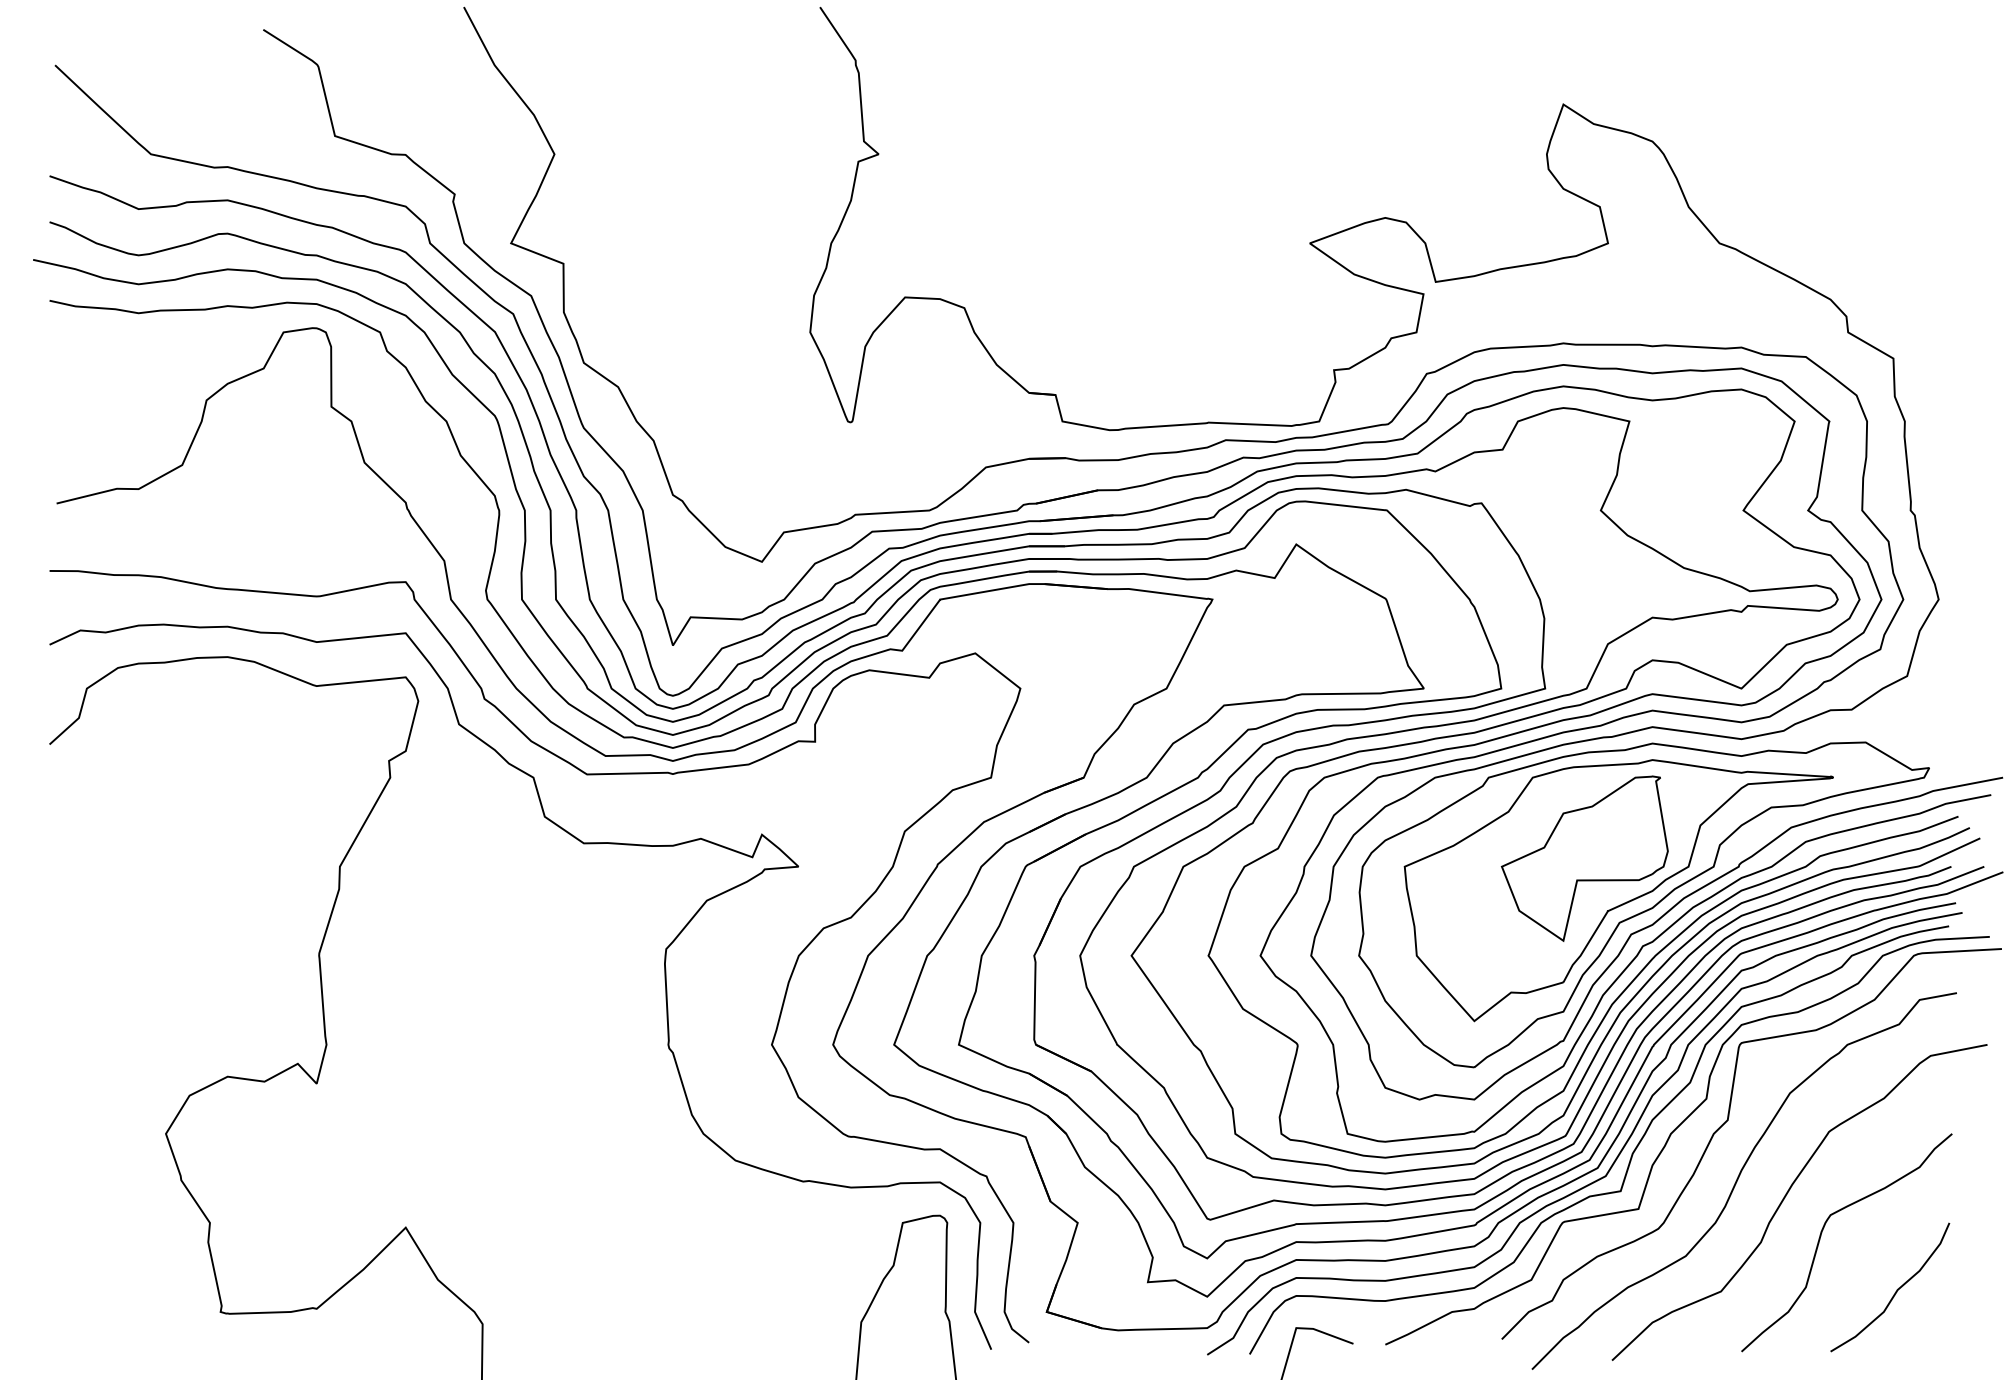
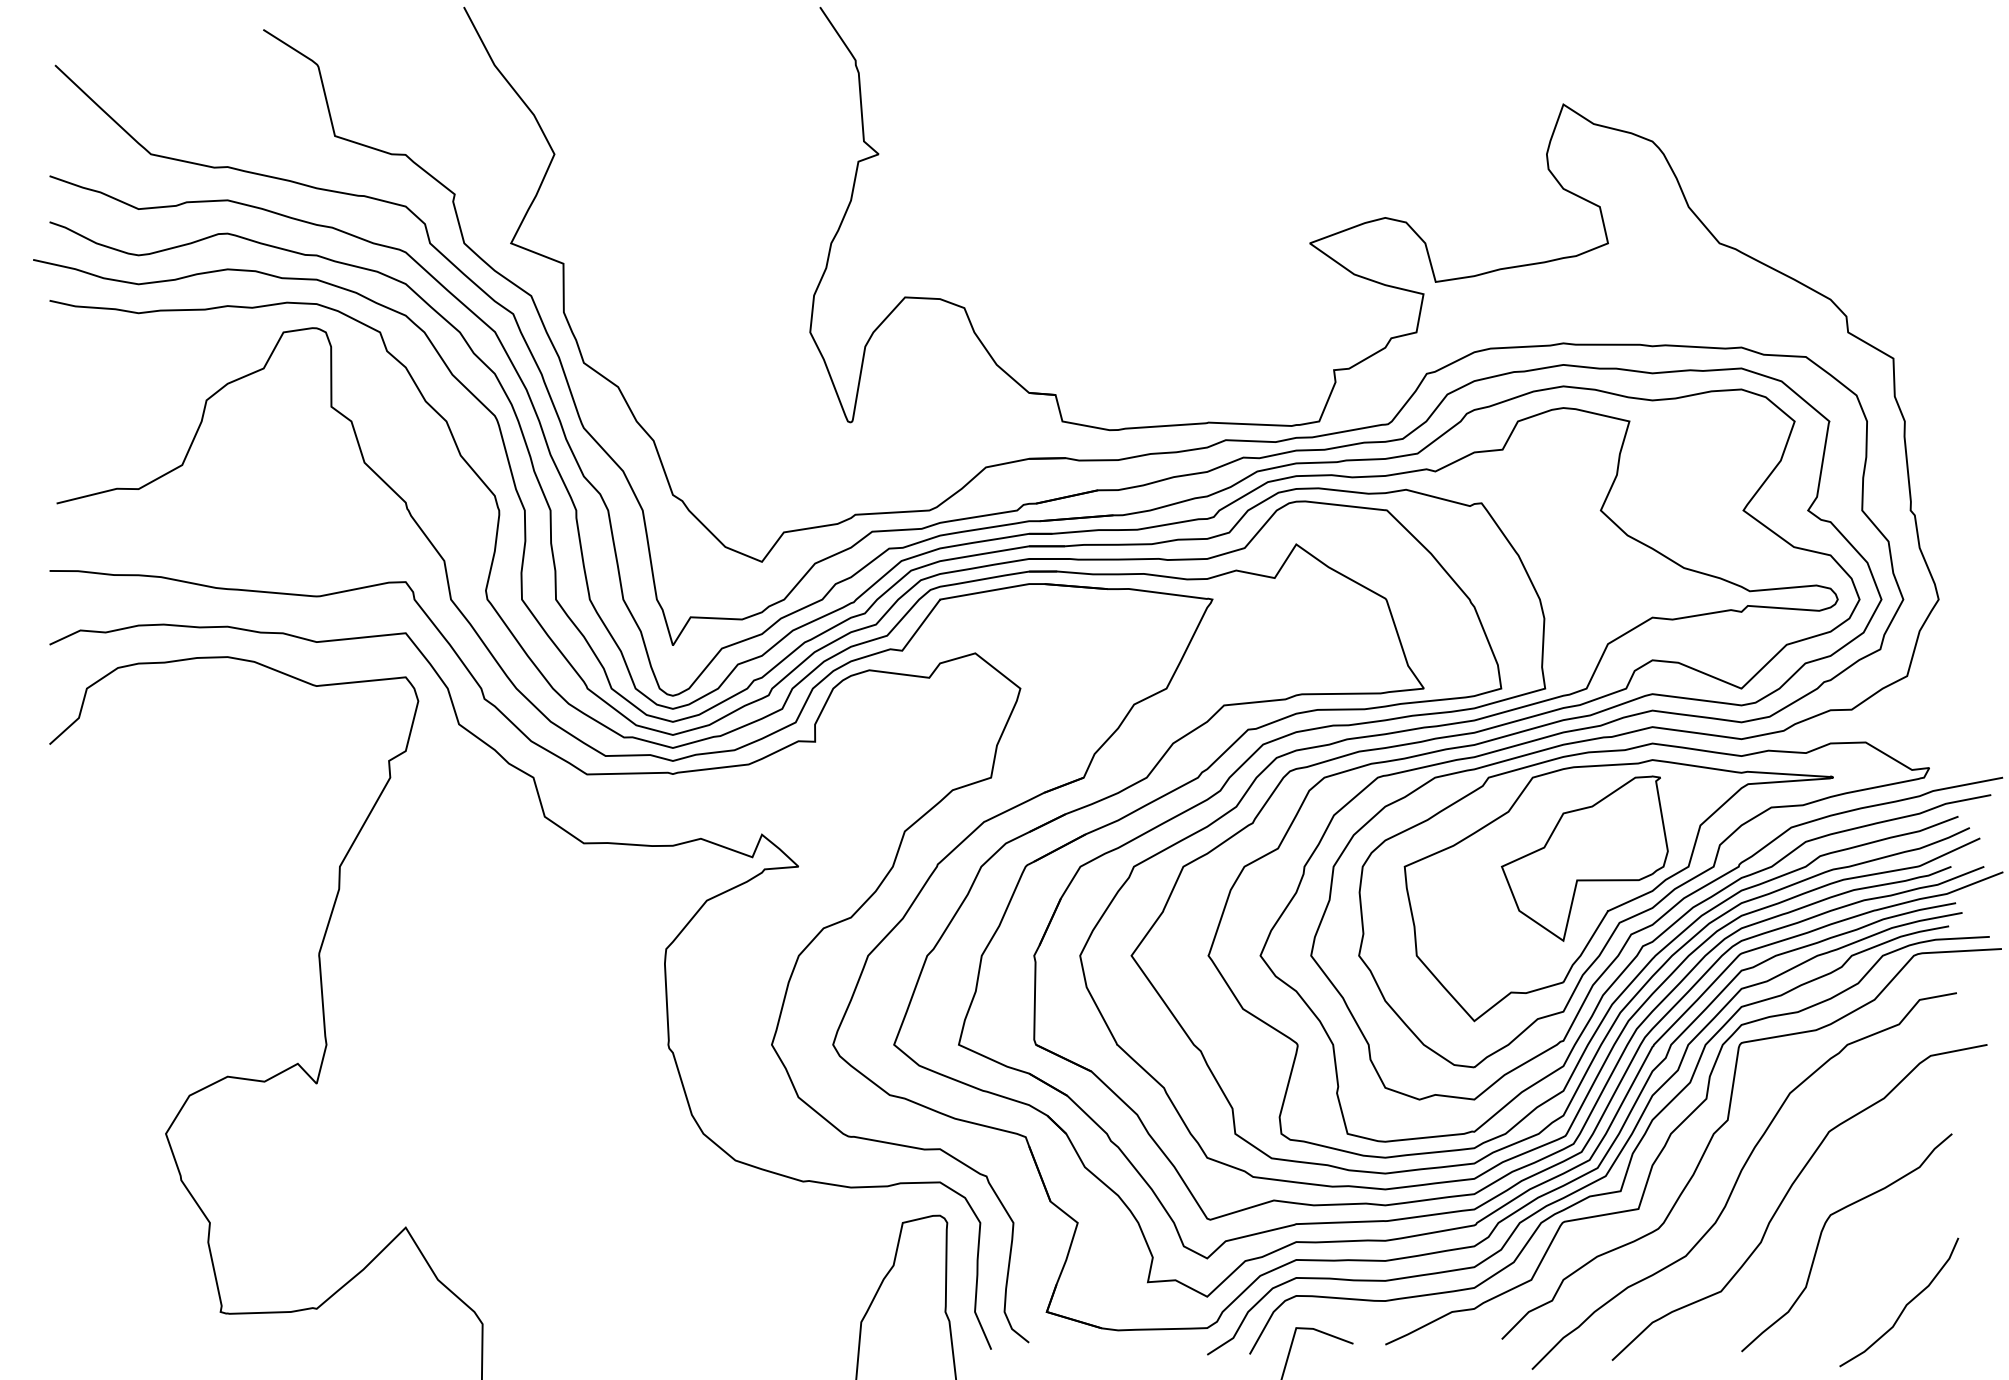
curve position: (1896, 1289) -> (1905, 1304) (1905, 1304)
